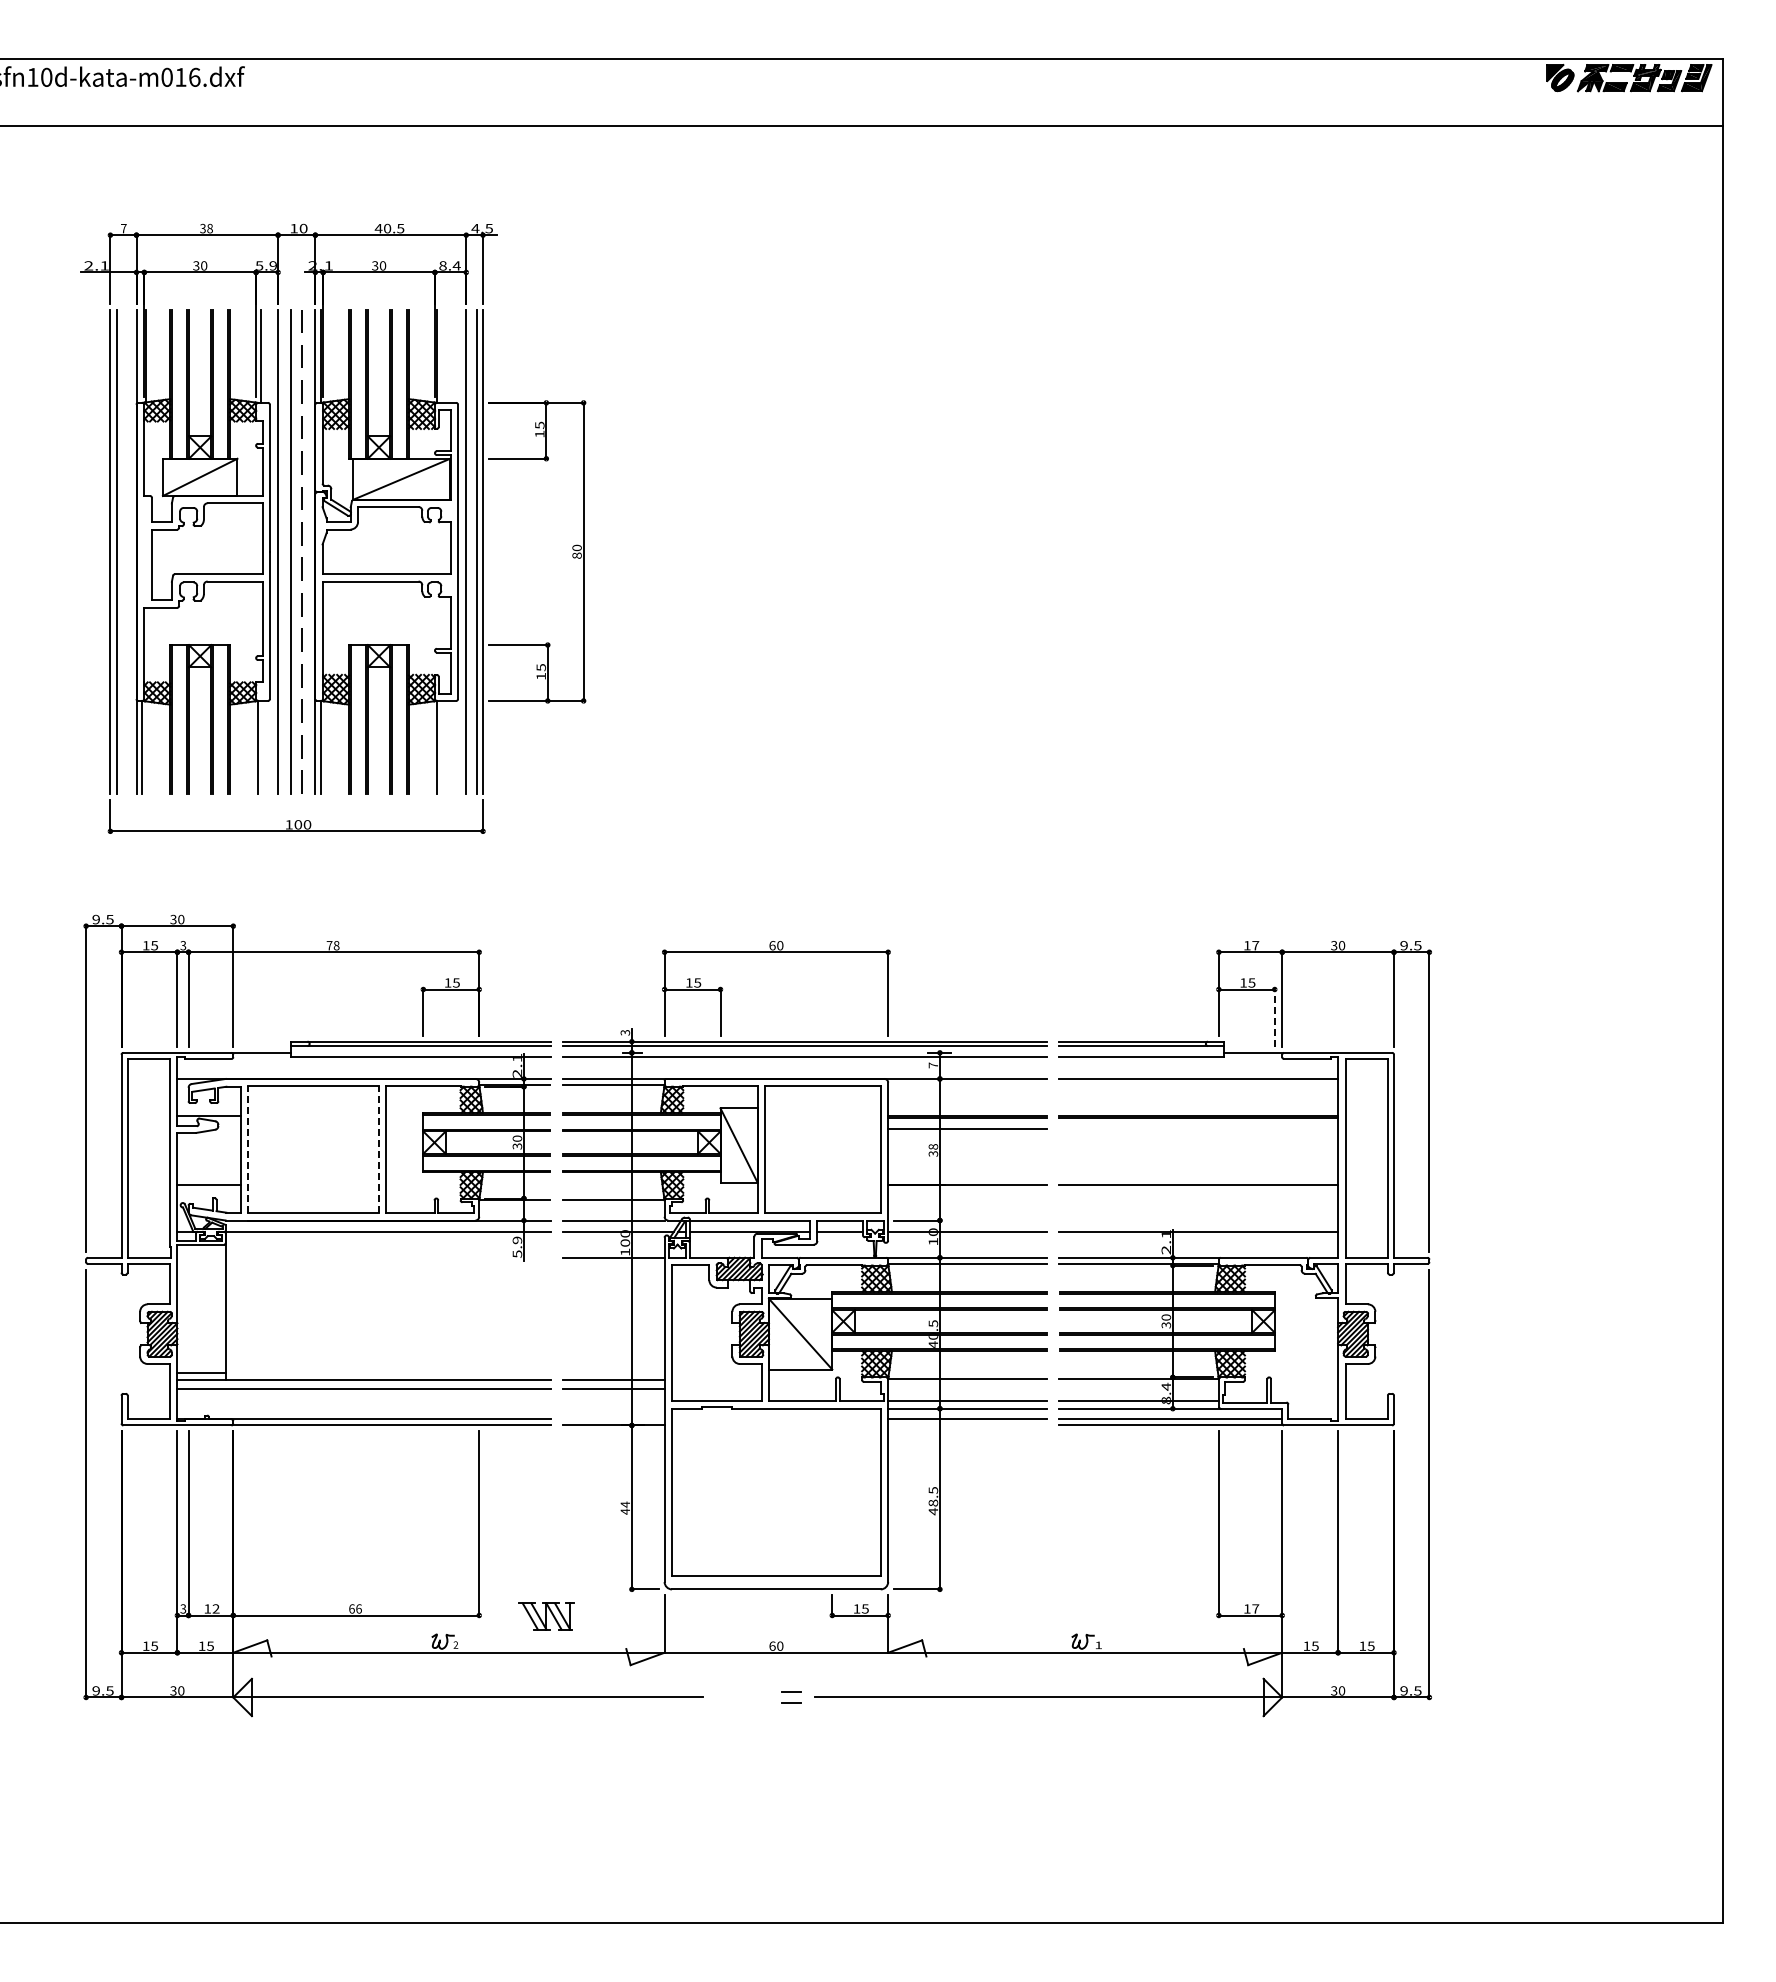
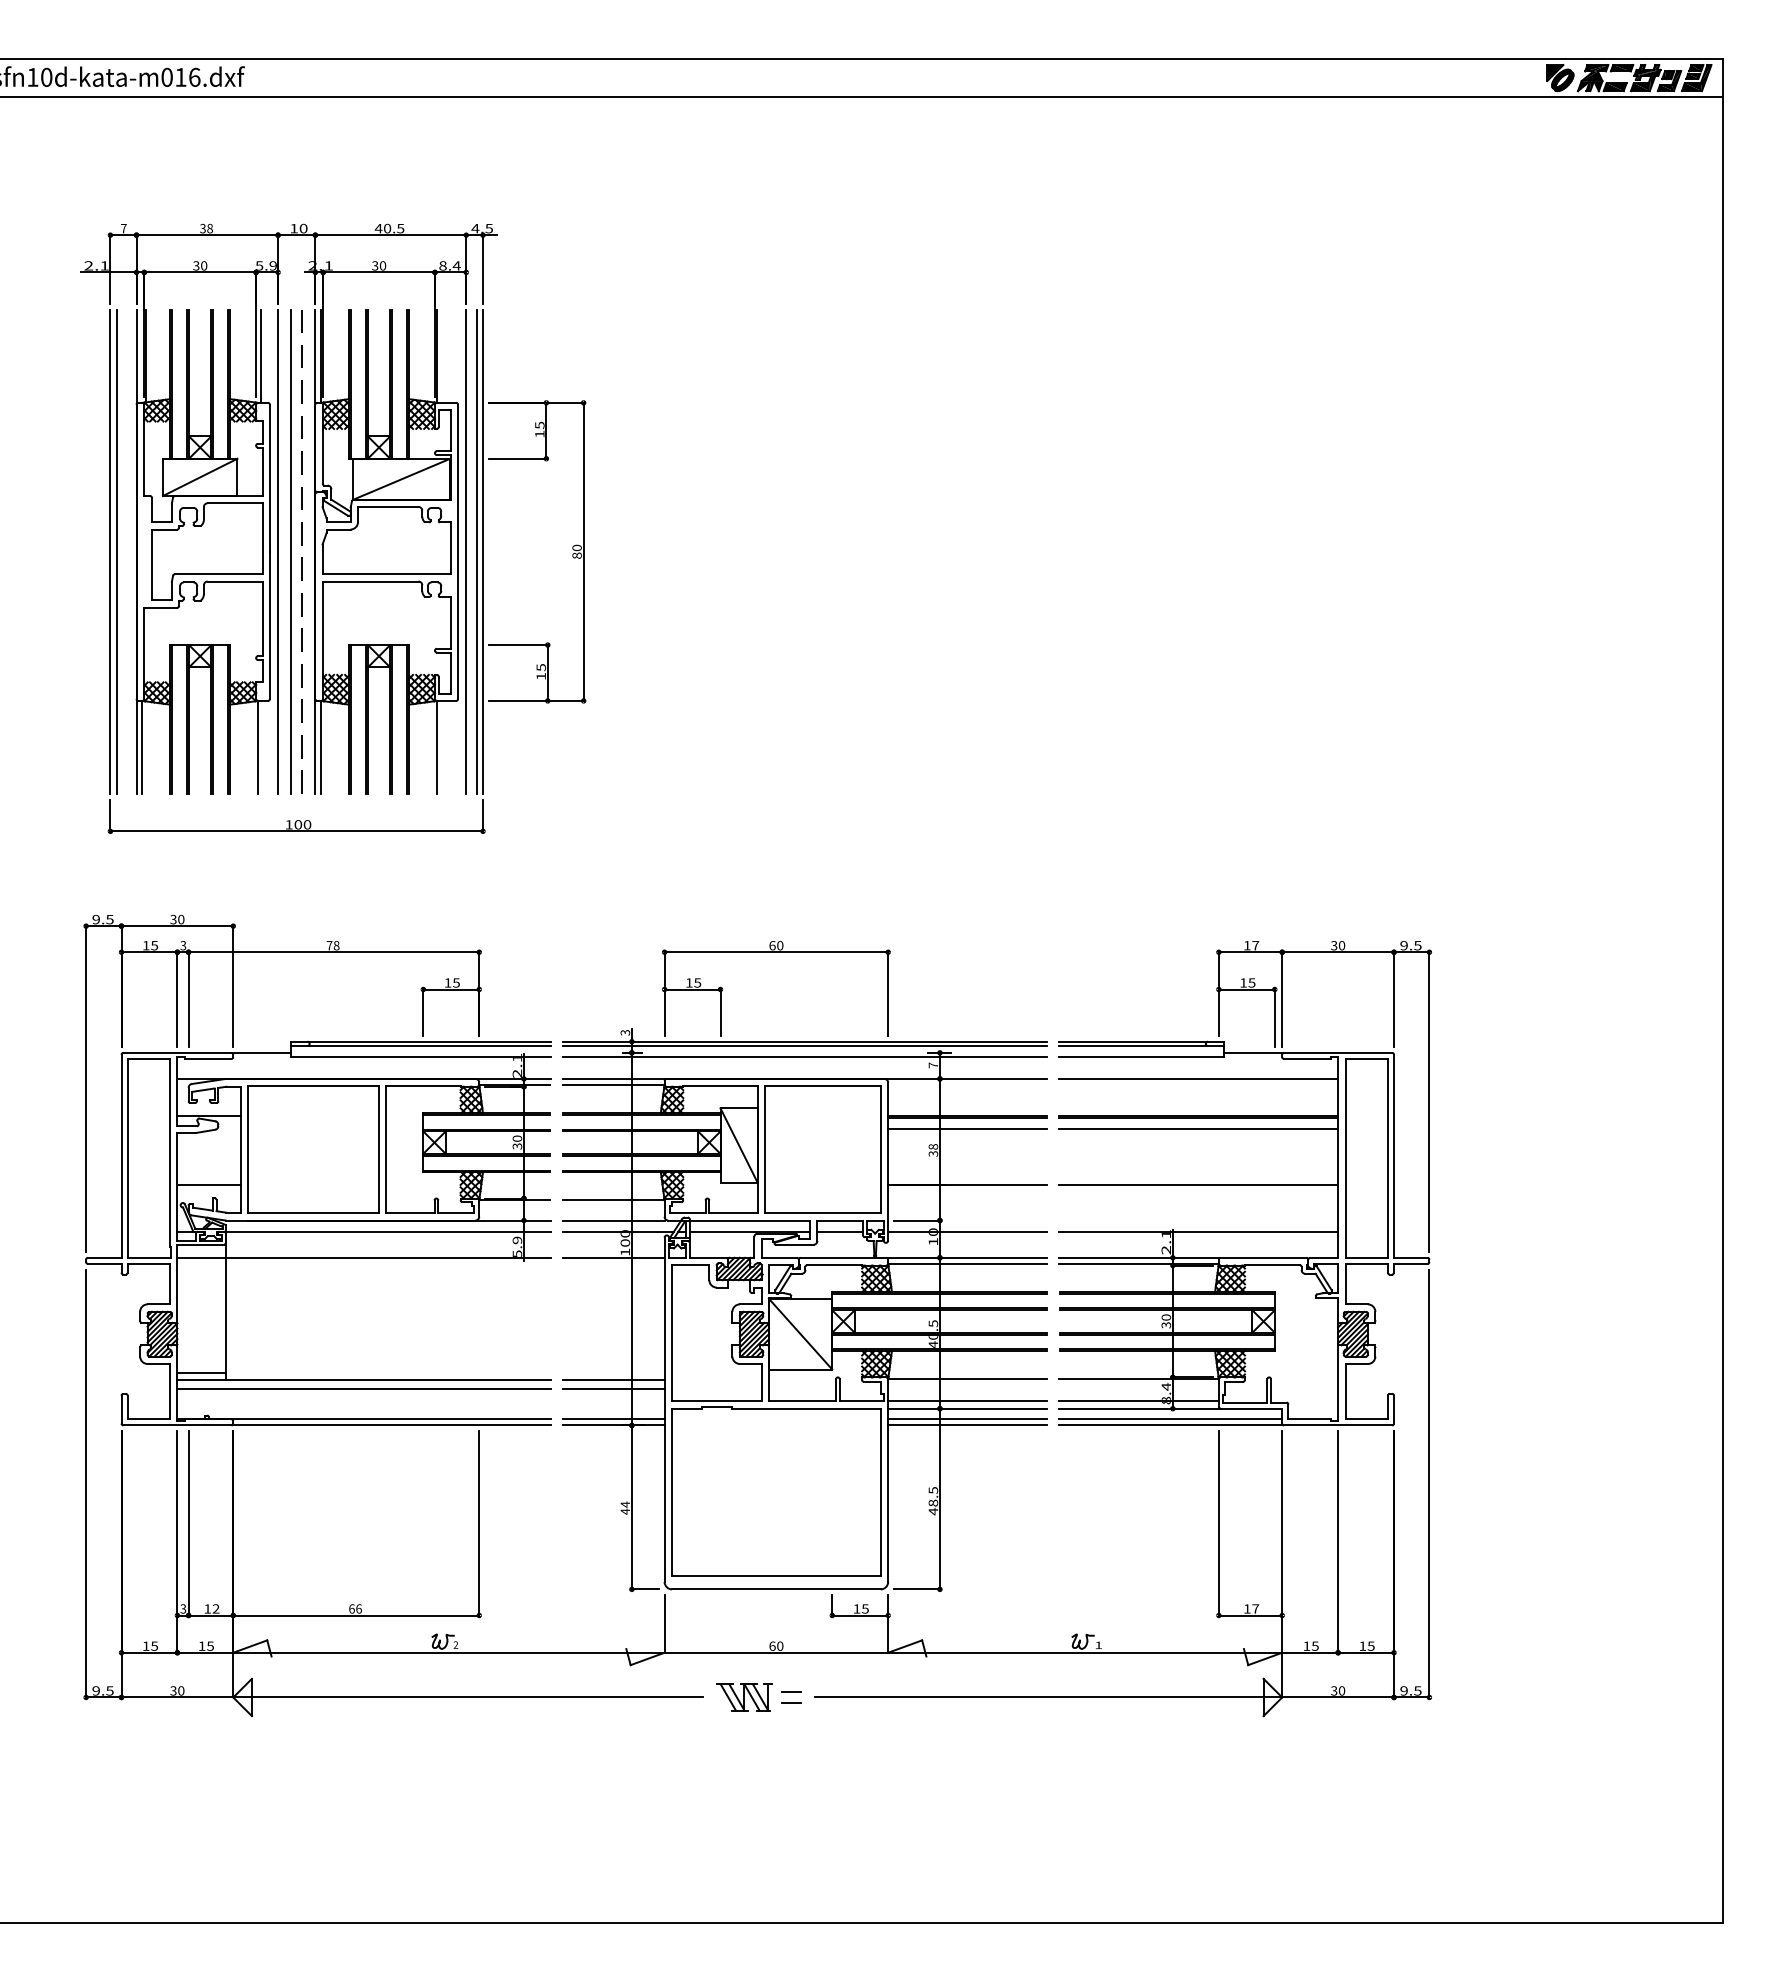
line position: (862, 125) -> (862, 96) (862, 96)
line: dashed -> solid (1274, 1018)
line: none -> present (1198, 1129)
line: dashed -> solid (248, 1149)
line: dashed -> solid (378, 1149)
line: none -> present (364, 1257)
line: none -> present (613, 1418)
line: none -> present (967, 1425)
part position: (546, 1616) -> (744, 1697) (744, 1697)
